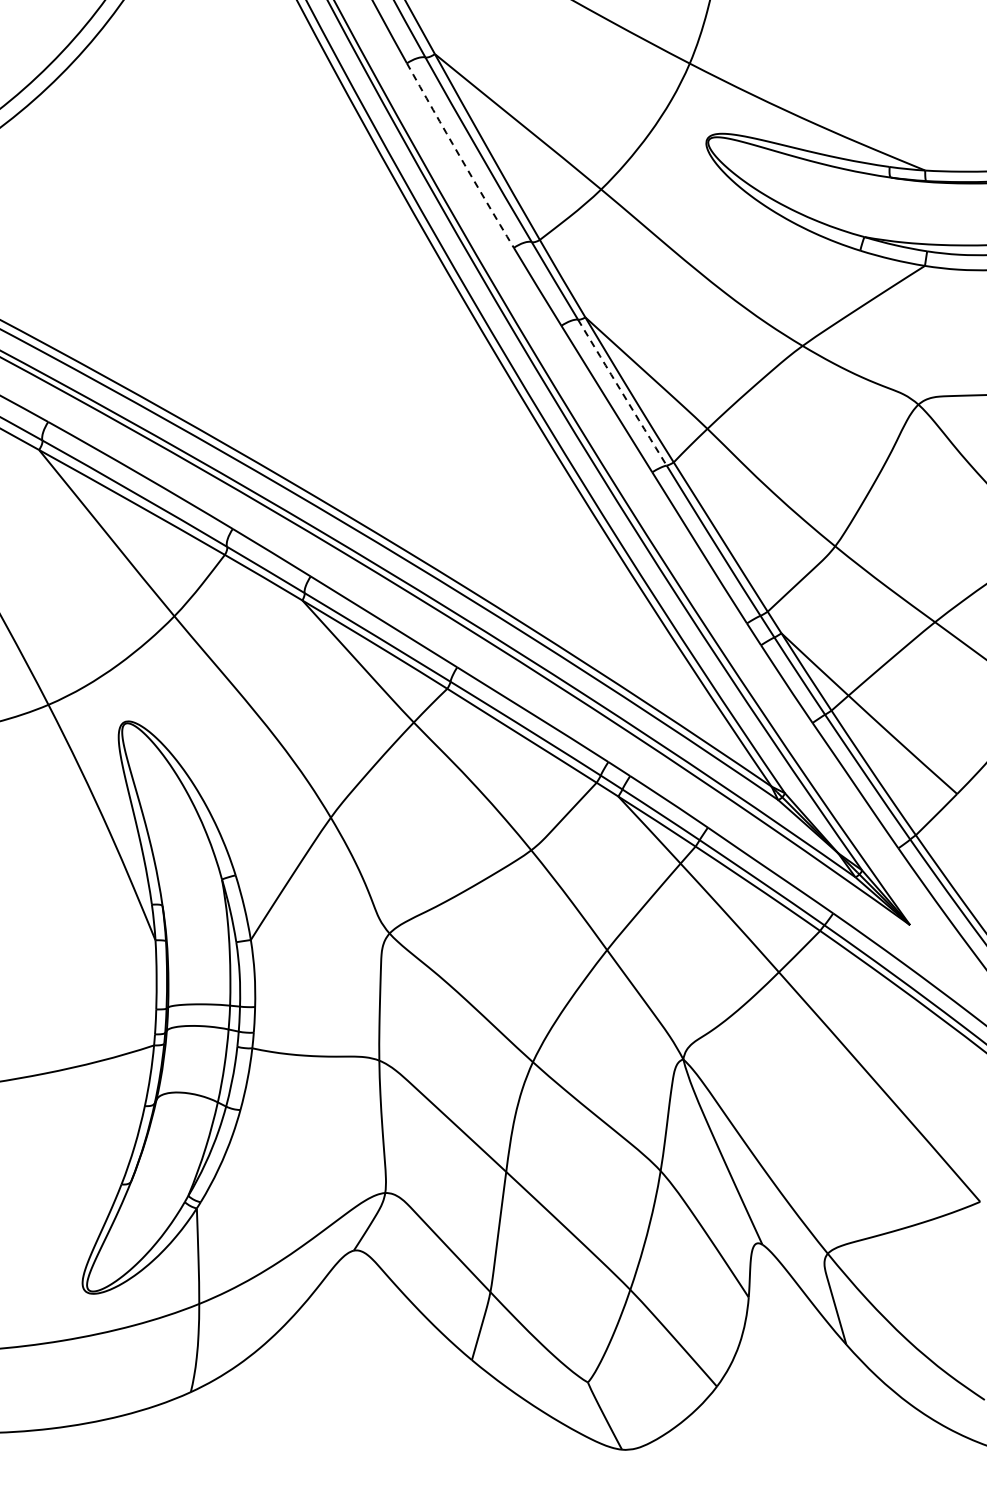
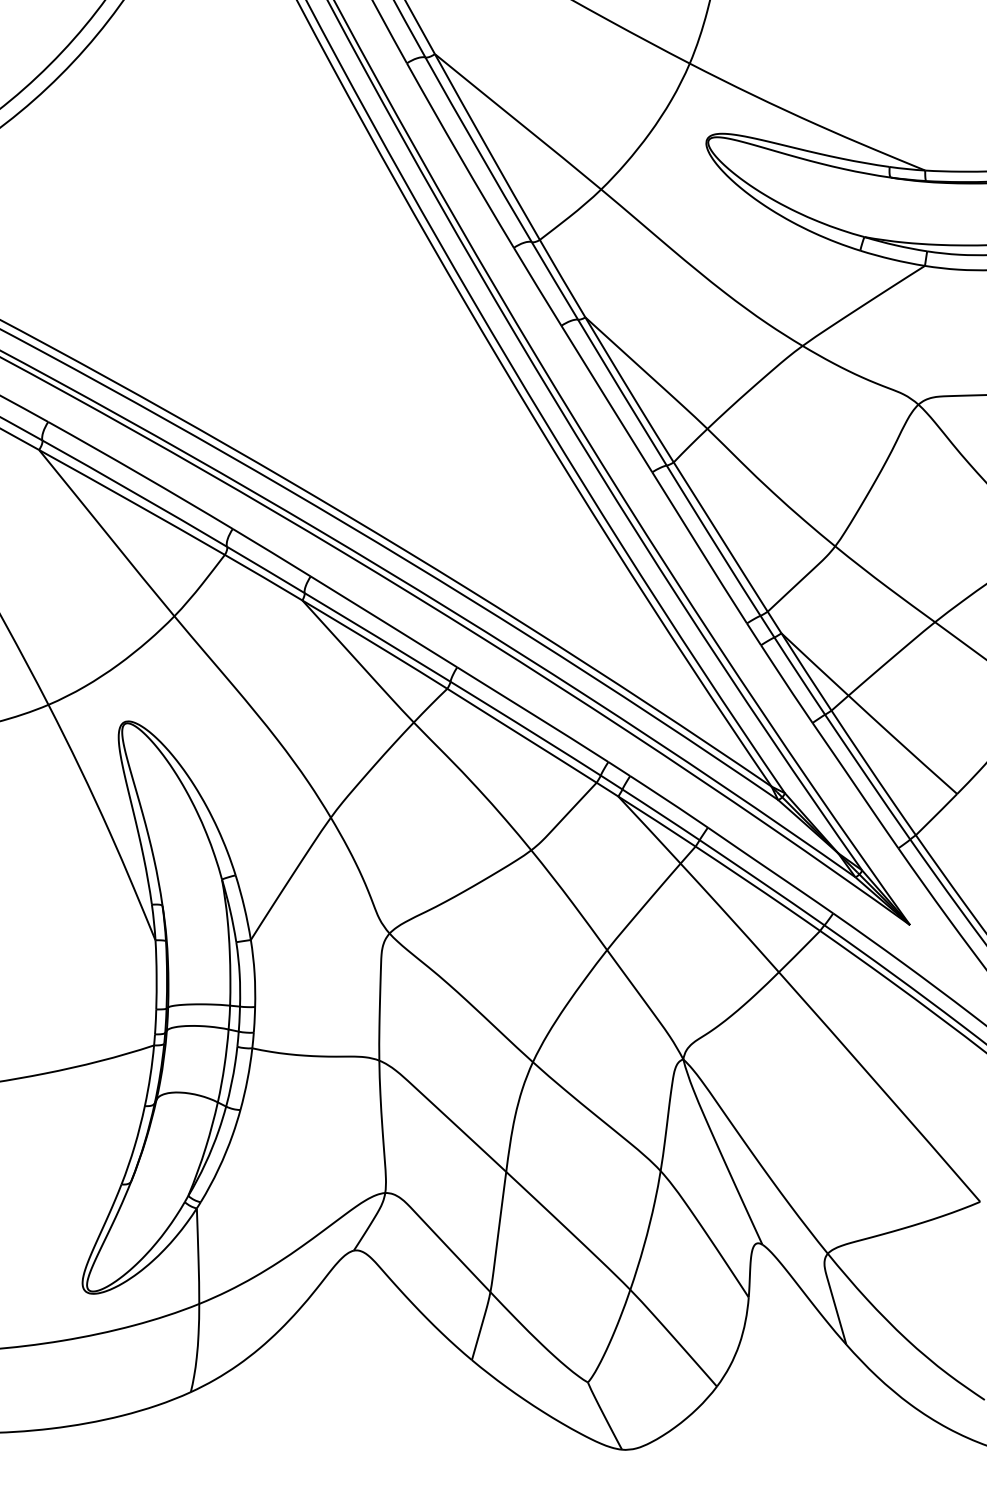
arc: dashed -> solid (459, 156)
arc: dashed -> solid (622, 392)
